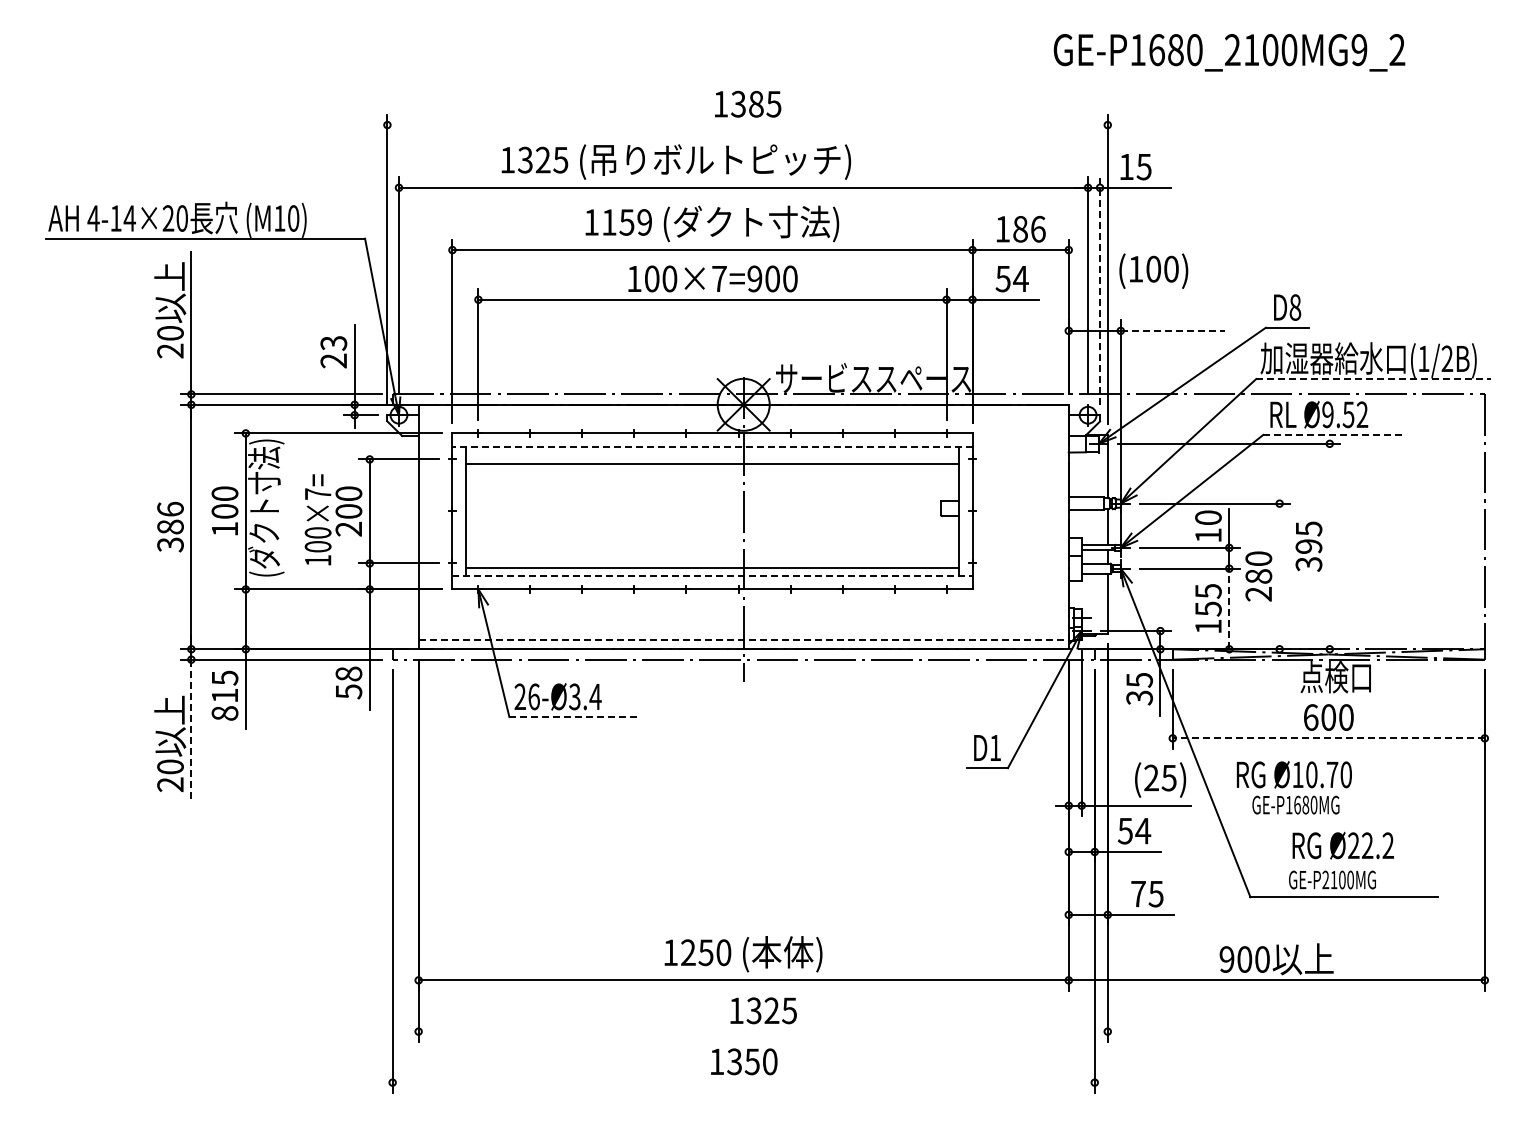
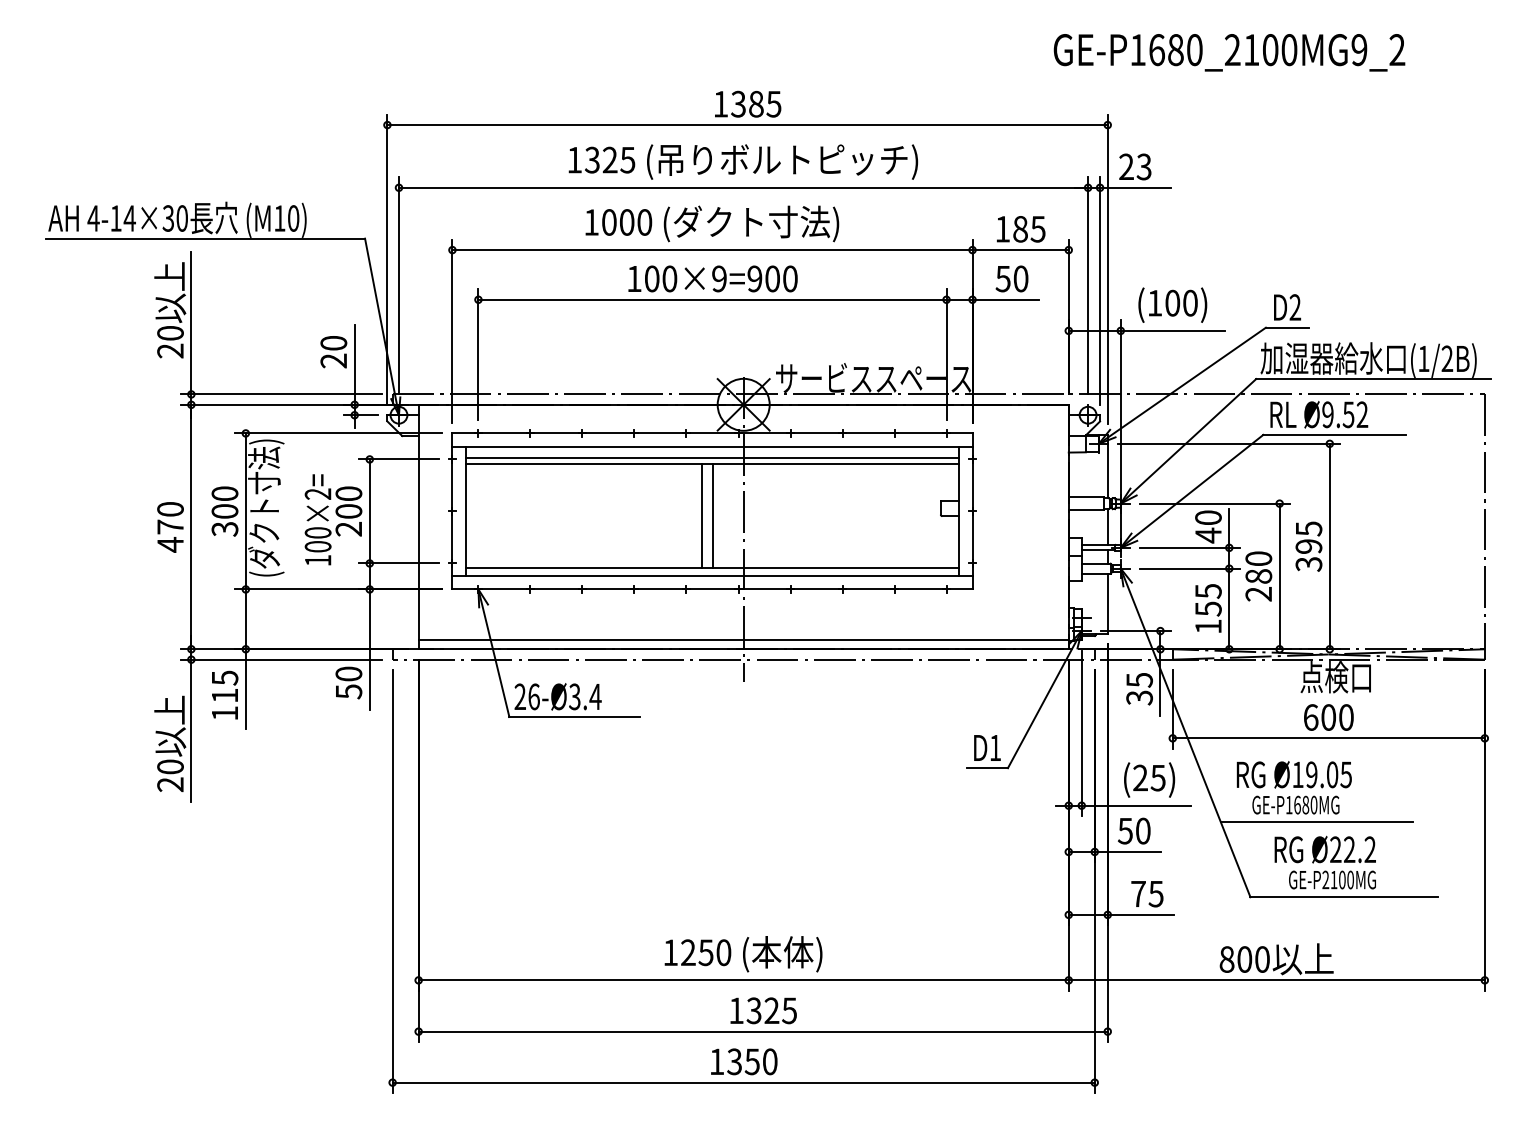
line: none -> present (747, 125)
text position: (676, 161) -> (743, 161) (743, 161)
text: 15 -> 23 (1135, 166)
text: 4-14×20 -> 4-14×30 (168, 218)
text: 1159 -> 1000 (627, 222)
text: 186 -> 185 (1037, 228)
text position: (1153, 270) -> (1172, 304) (1172, 304)
text: 100×7=900 -> 100×9=900 (719, 278)
text: 54 -> 50 (1020, 278)
line: dashed -> solid (1100, 291)
text: D8 -> D2 (1295, 307)
line: dashed -> solid (1173, 330)
text: 23 -> 20 (333, 343)
line: dashed -> solid (1374, 379)
line: dashed -> solid (1335, 434)
line: dashed -> solid (711, 446)
line: none -> present (712, 458)
text: 100×7= -> 100×2= (317, 493)
line: none -> present (702, 515)
line: none -> present (712, 515)
text: 386 -> 470 (170, 526)
text: 100 -> 300 (224, 529)
text: 10 -> 40 (1208, 535)
line: none -> present (1329, 546)
line: dashed -> solid (712, 576)
line: none -> present (1279, 576)
line: dashed -> solid (1229, 608)
line: dashed -> solid (744, 640)
text: 58 -> 50 (349, 673)
text: 815 -> 115 (224, 713)
line: dashed -> solid (575, 717)
line: dashed -> solid (191, 731)
line: dashed -> solid (1328, 738)
text: Ø10.70 -> Ø19.05 (1328, 774)
text position: (1160, 779) -> (1149, 779) (1149, 779)
line: none -> present (1316, 822)
text: 54 -> 50 (1143, 830)
text position: (1342, 845) -> (1324, 849) (1324, 849)
text: 900 -> 800 (1226, 959)
line: none -> present (762, 1031)
line: none -> present (743, 1082)
